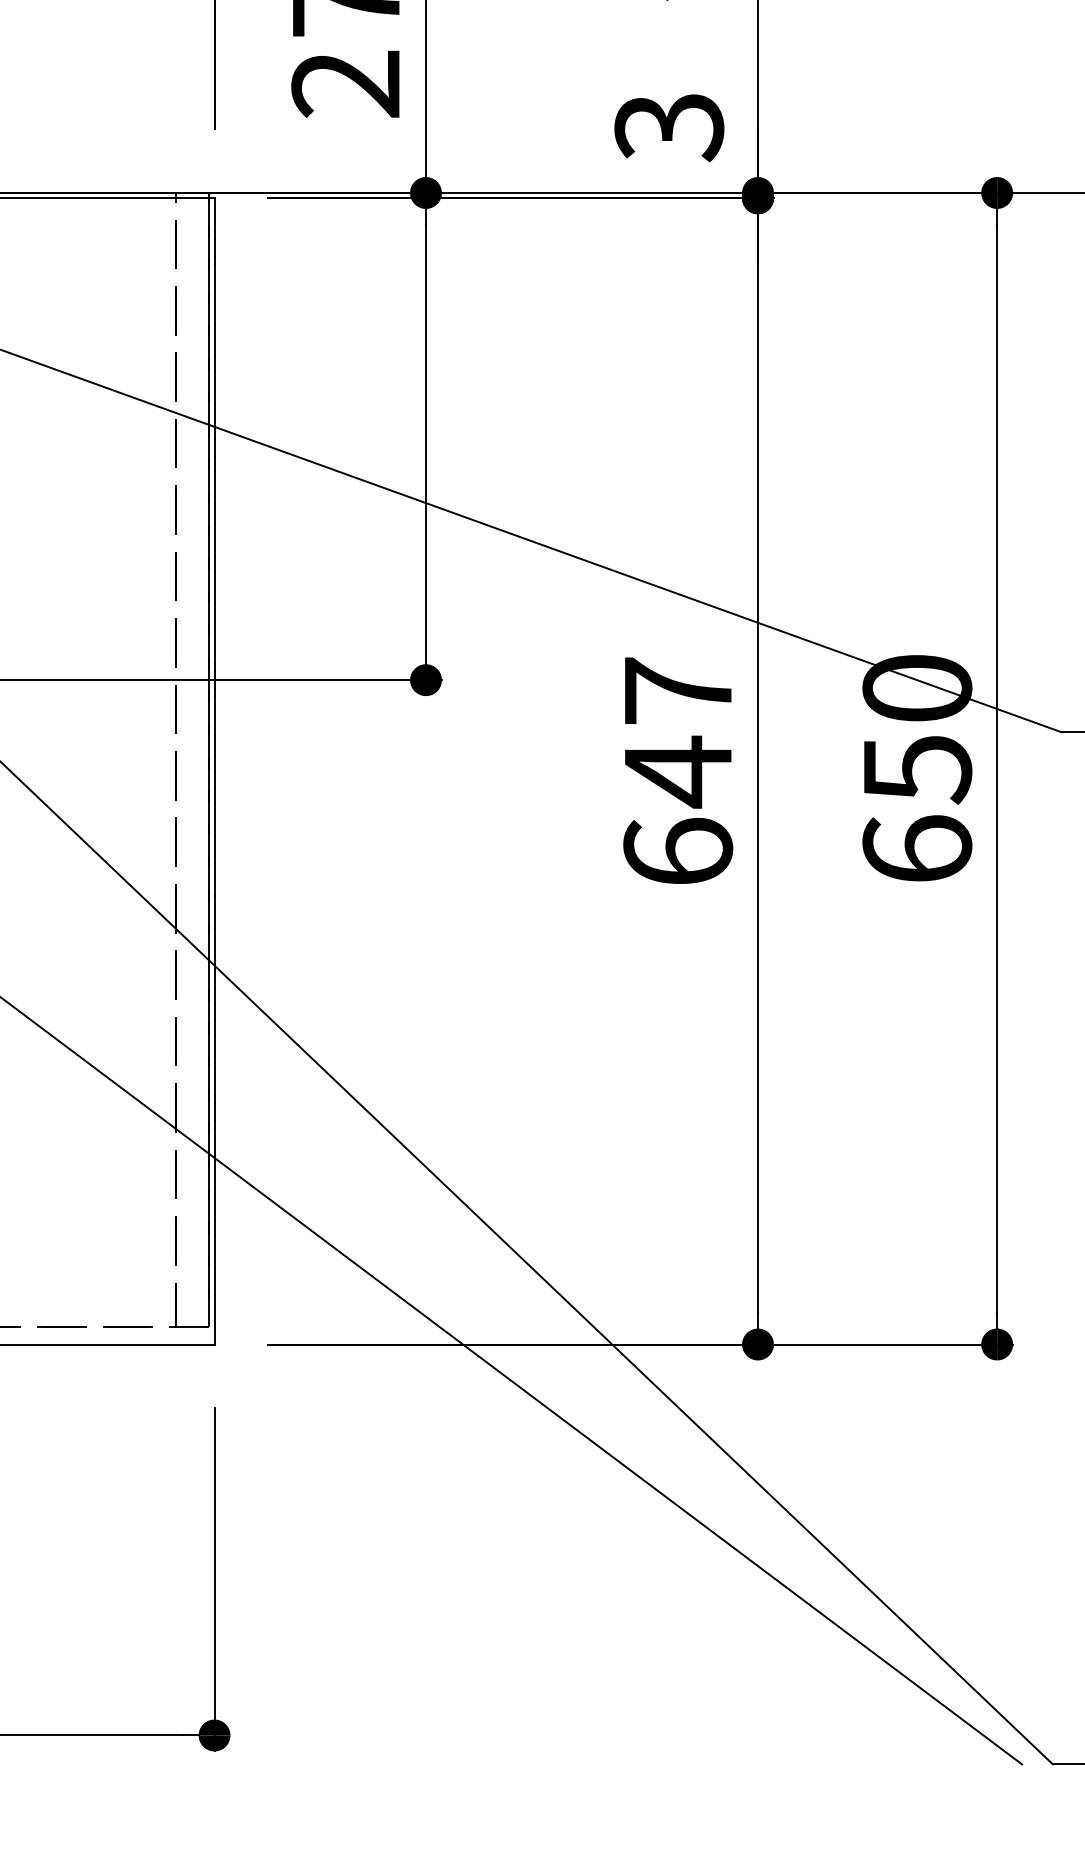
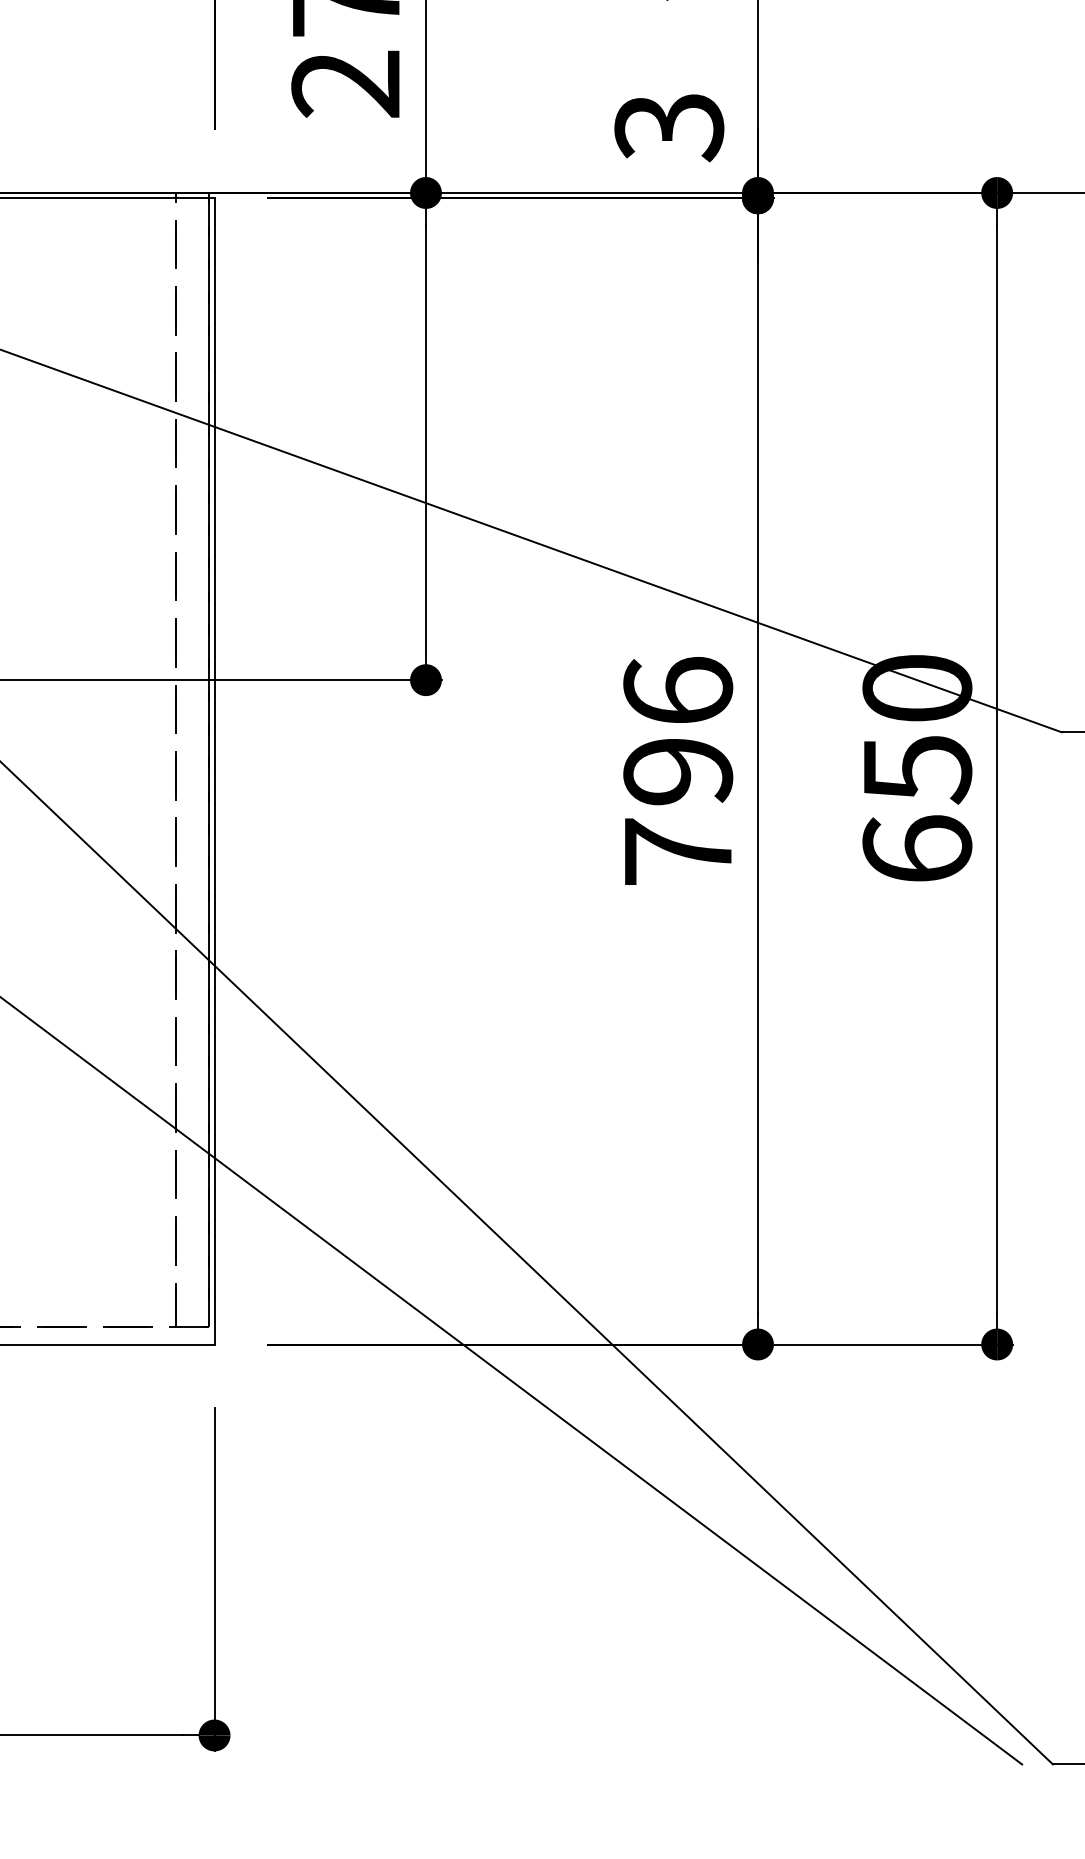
text: 647 -> 796 (678, 770)
